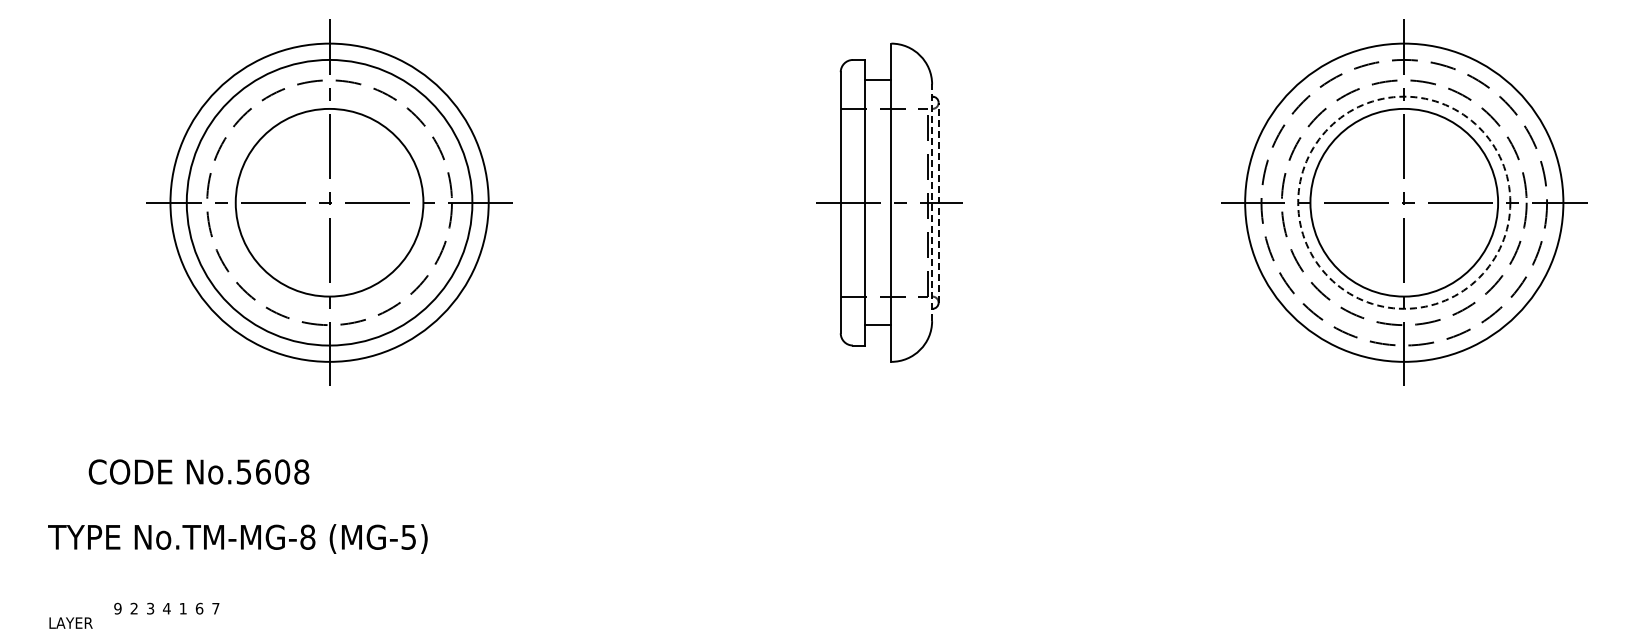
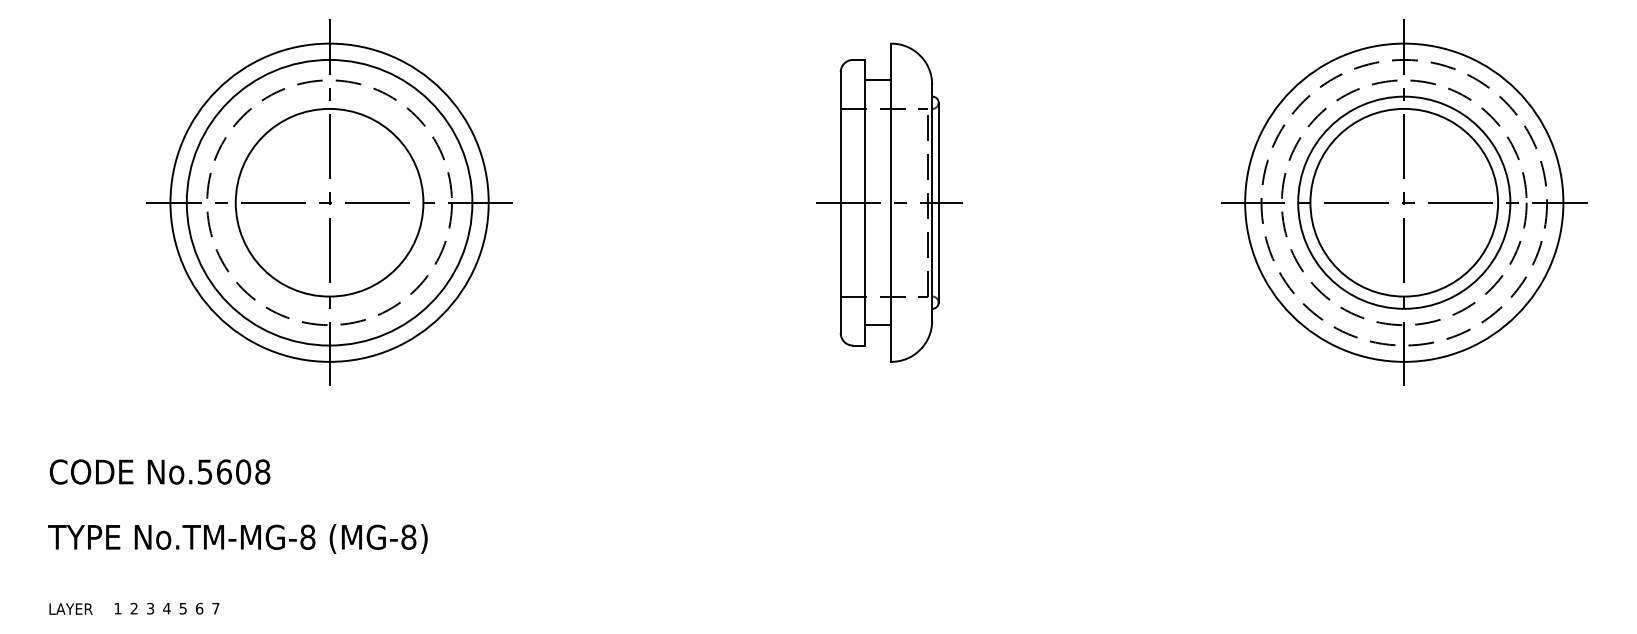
line: dashed -> solid (932, 202)
line: dashed -> solid (938, 202)
circle: dashed -> solid (1404, 202)
text position: (198, 471) -> (159, 471) (159, 471)
text: (MG-5) -> (MG-8) (408, 536)
text: 9 -> 1 (117, 608)
text: 1 -> 5 (182, 608)
text position: (70, 622) -> (70, 608) (70, 608)
